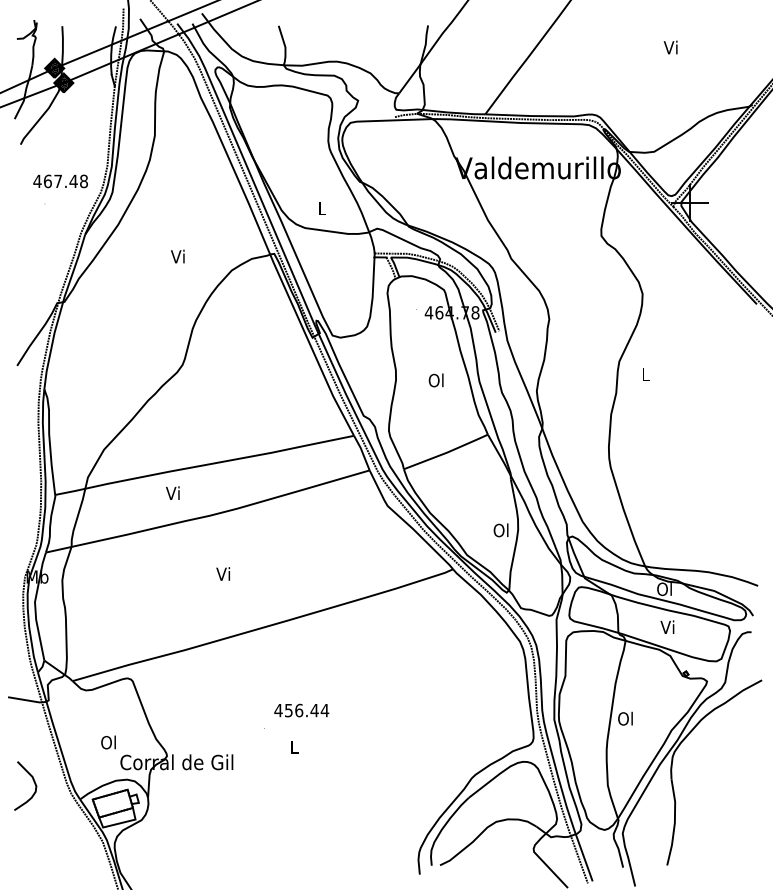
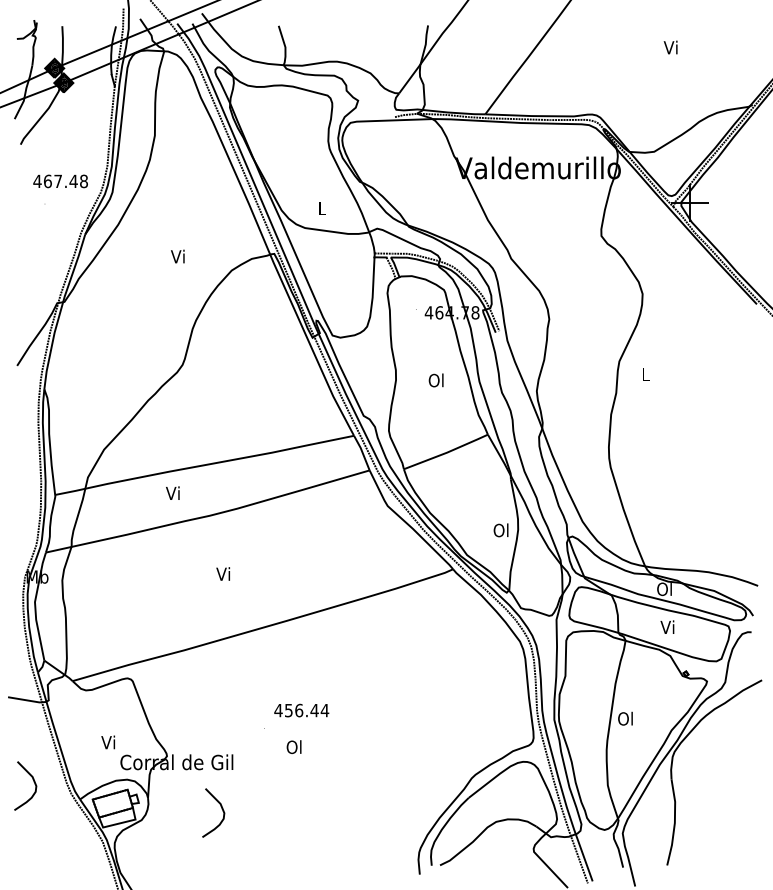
text: Ol -> Vi (108, 742)
text: L -> Ol (293, 747)
curve: none -> present (221, 809)
